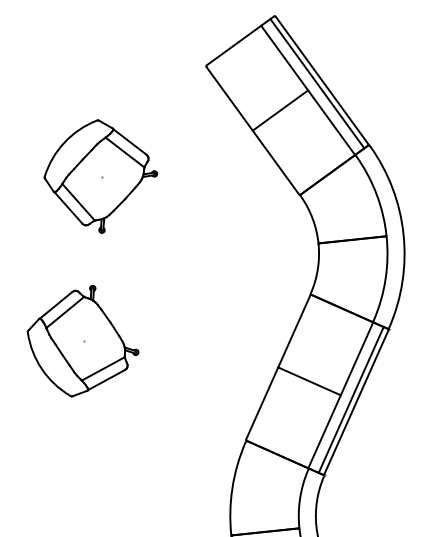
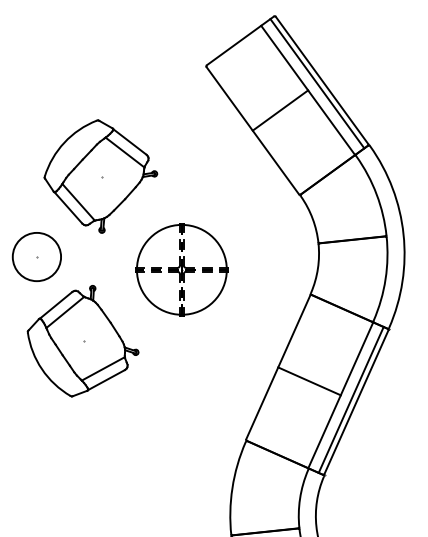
part: none -> present (36, 256)
part: none -> present (181, 269)
